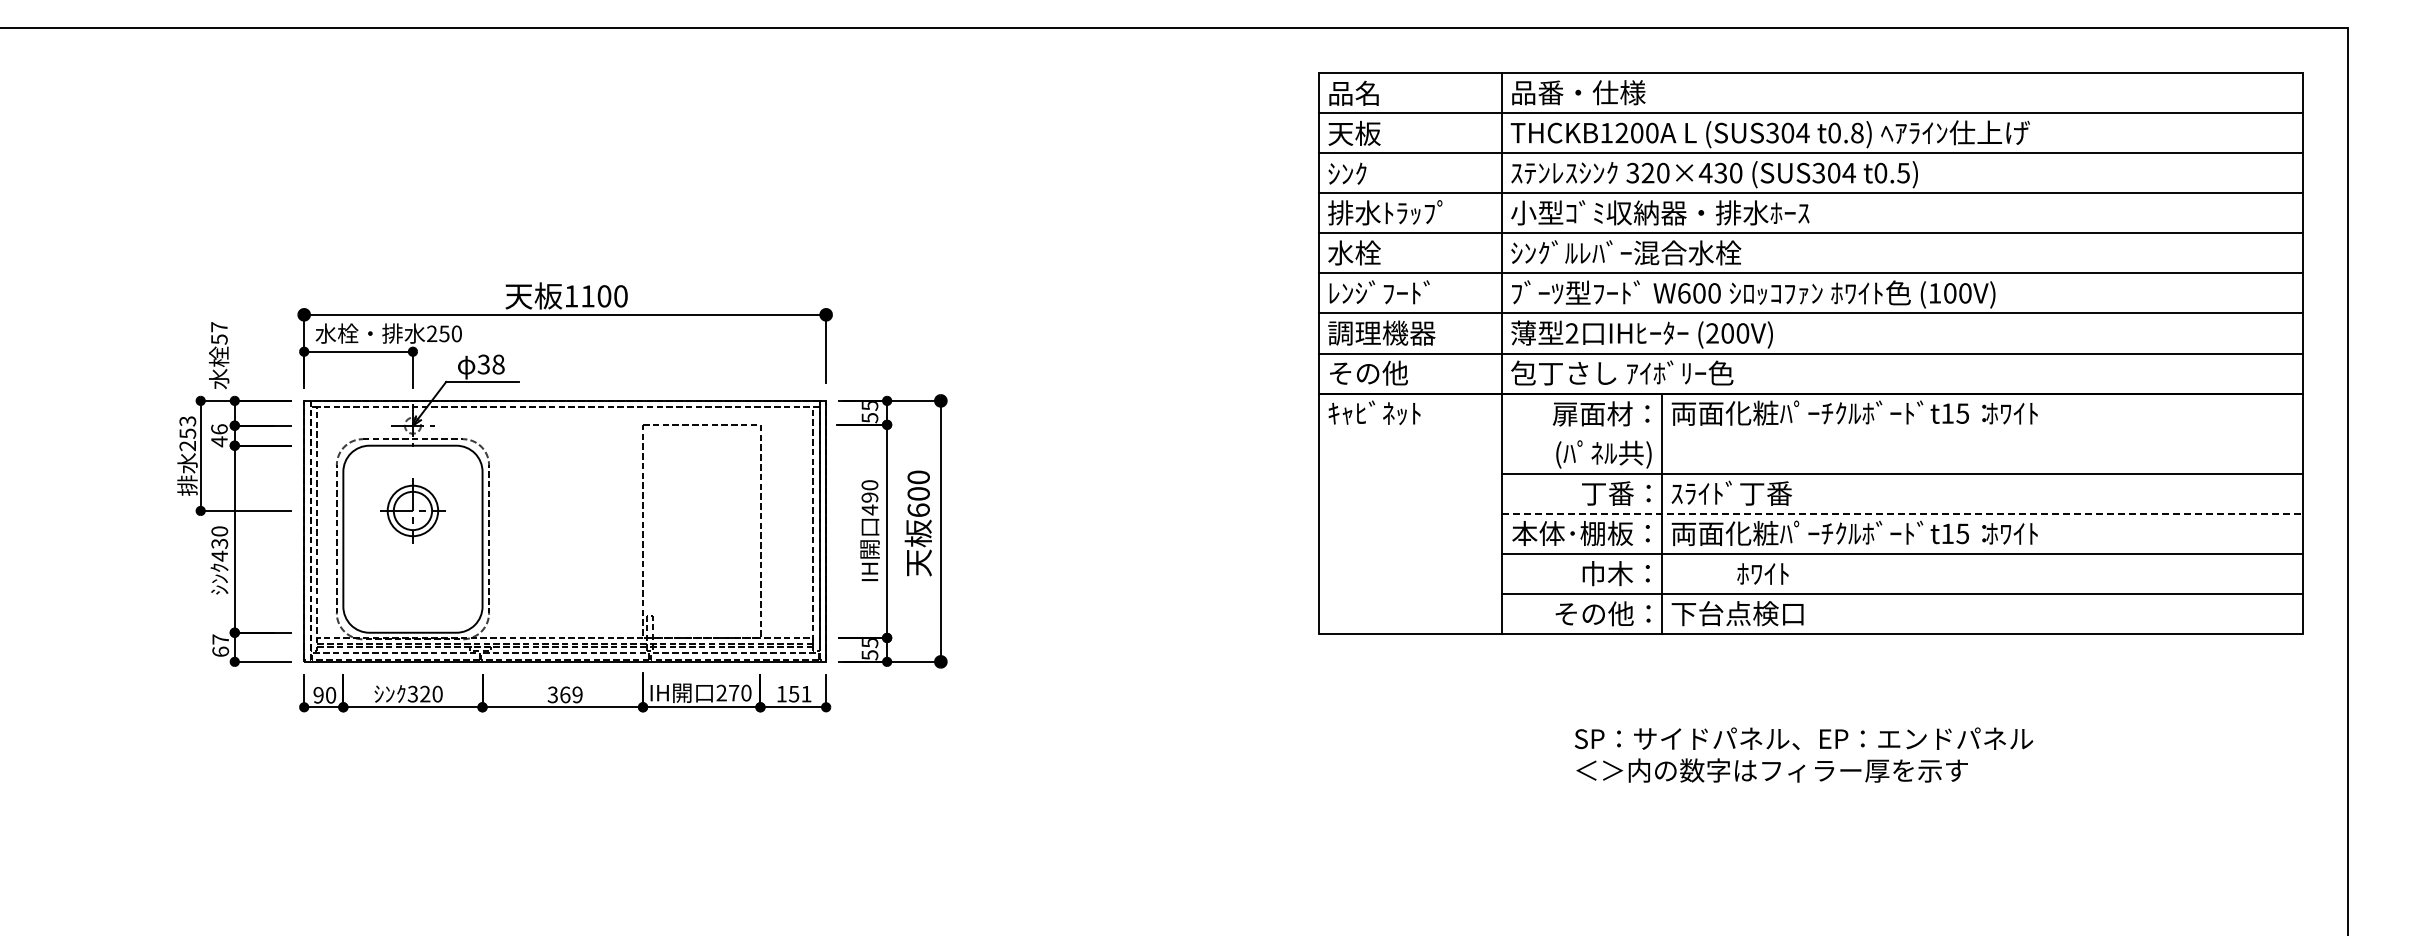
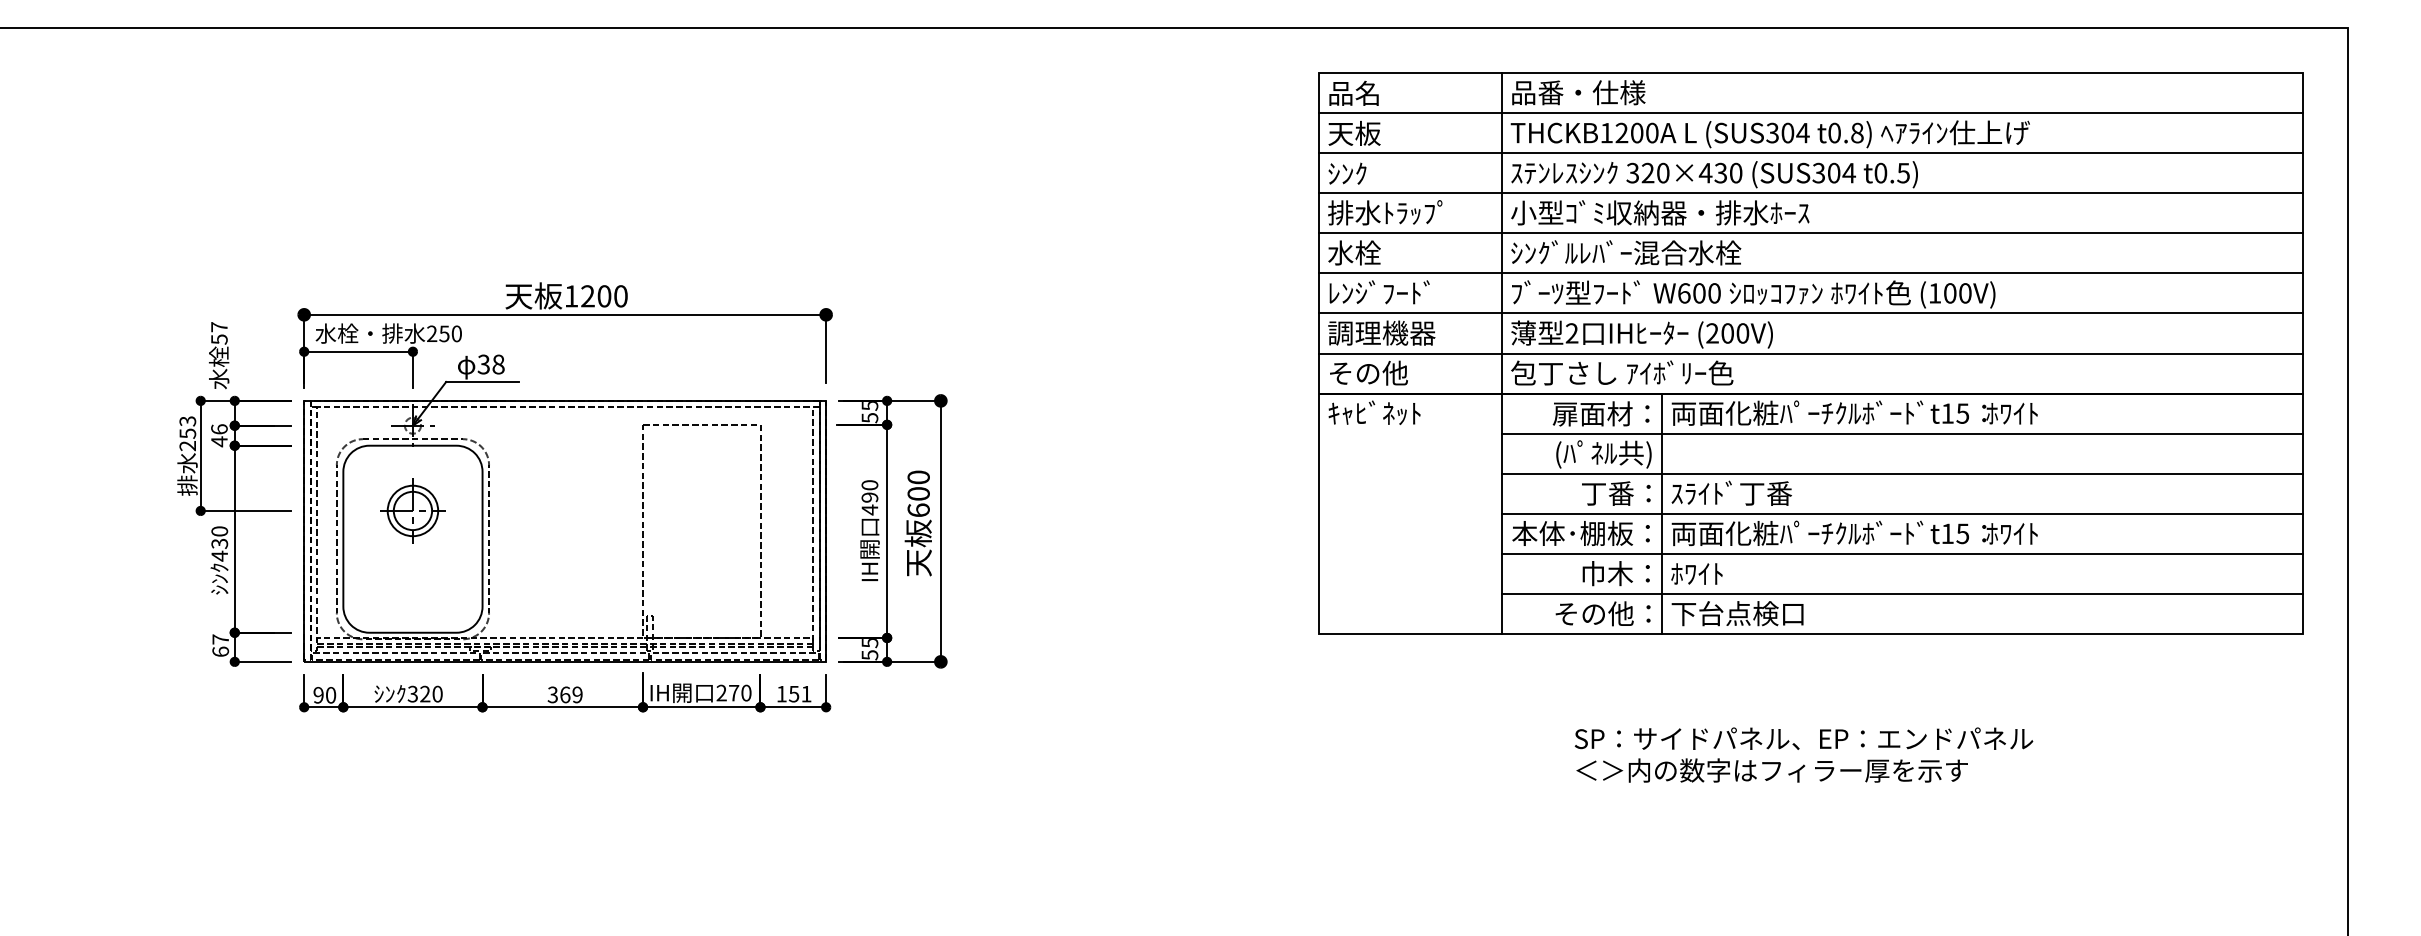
text: 1100 -> 1200 (587, 296)
line: none -> present (1902, 433)
line: dashed -> solid (1902, 513)
text position: (1762, 573) -> (1696, 573) (1696, 573)
